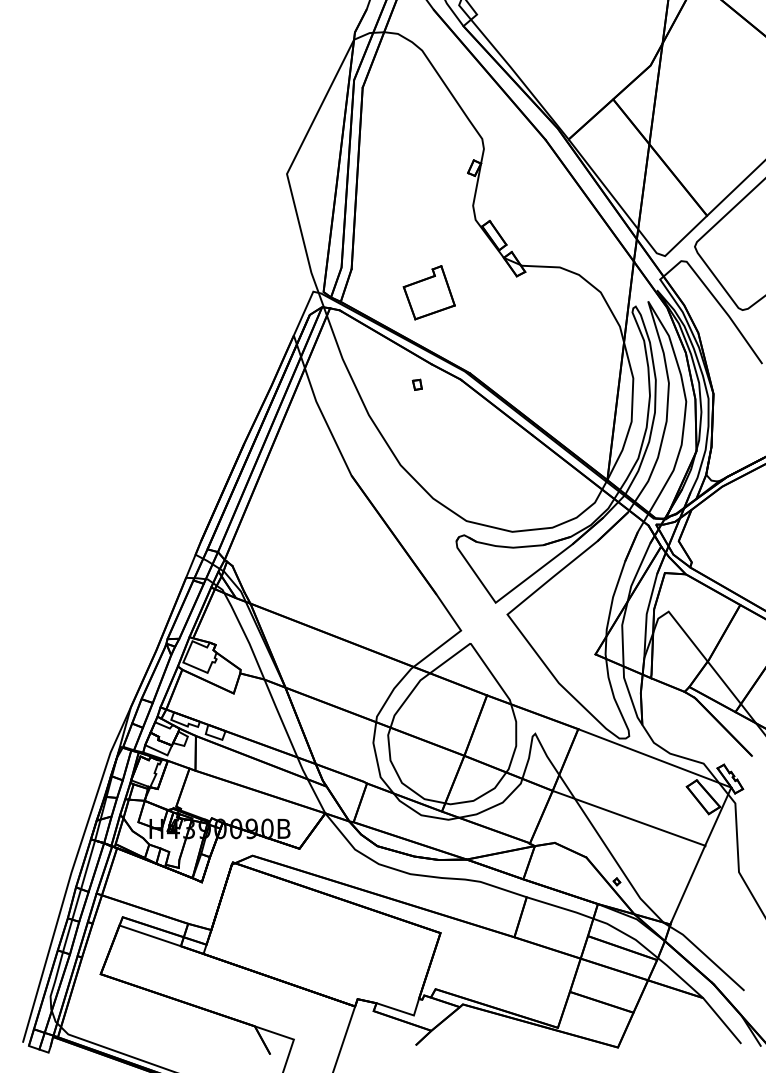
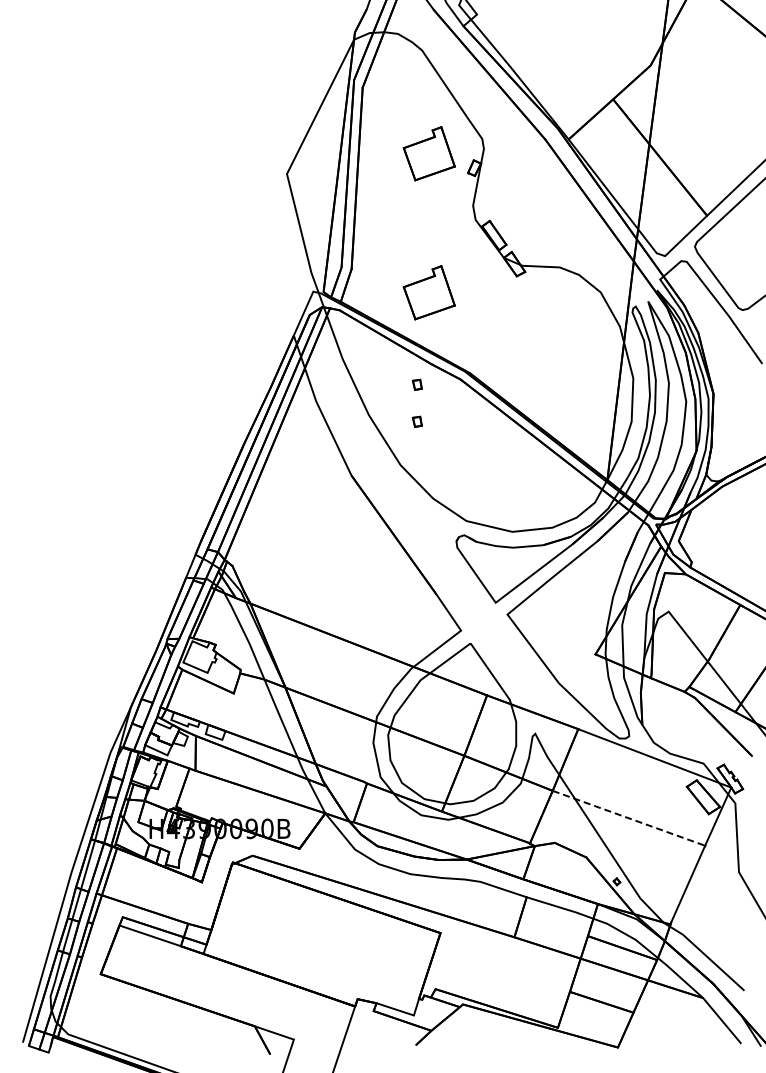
part: none -> present (428, 153)
part: none -> present (416, 421)
line: solid -> dashed (629, 818)
